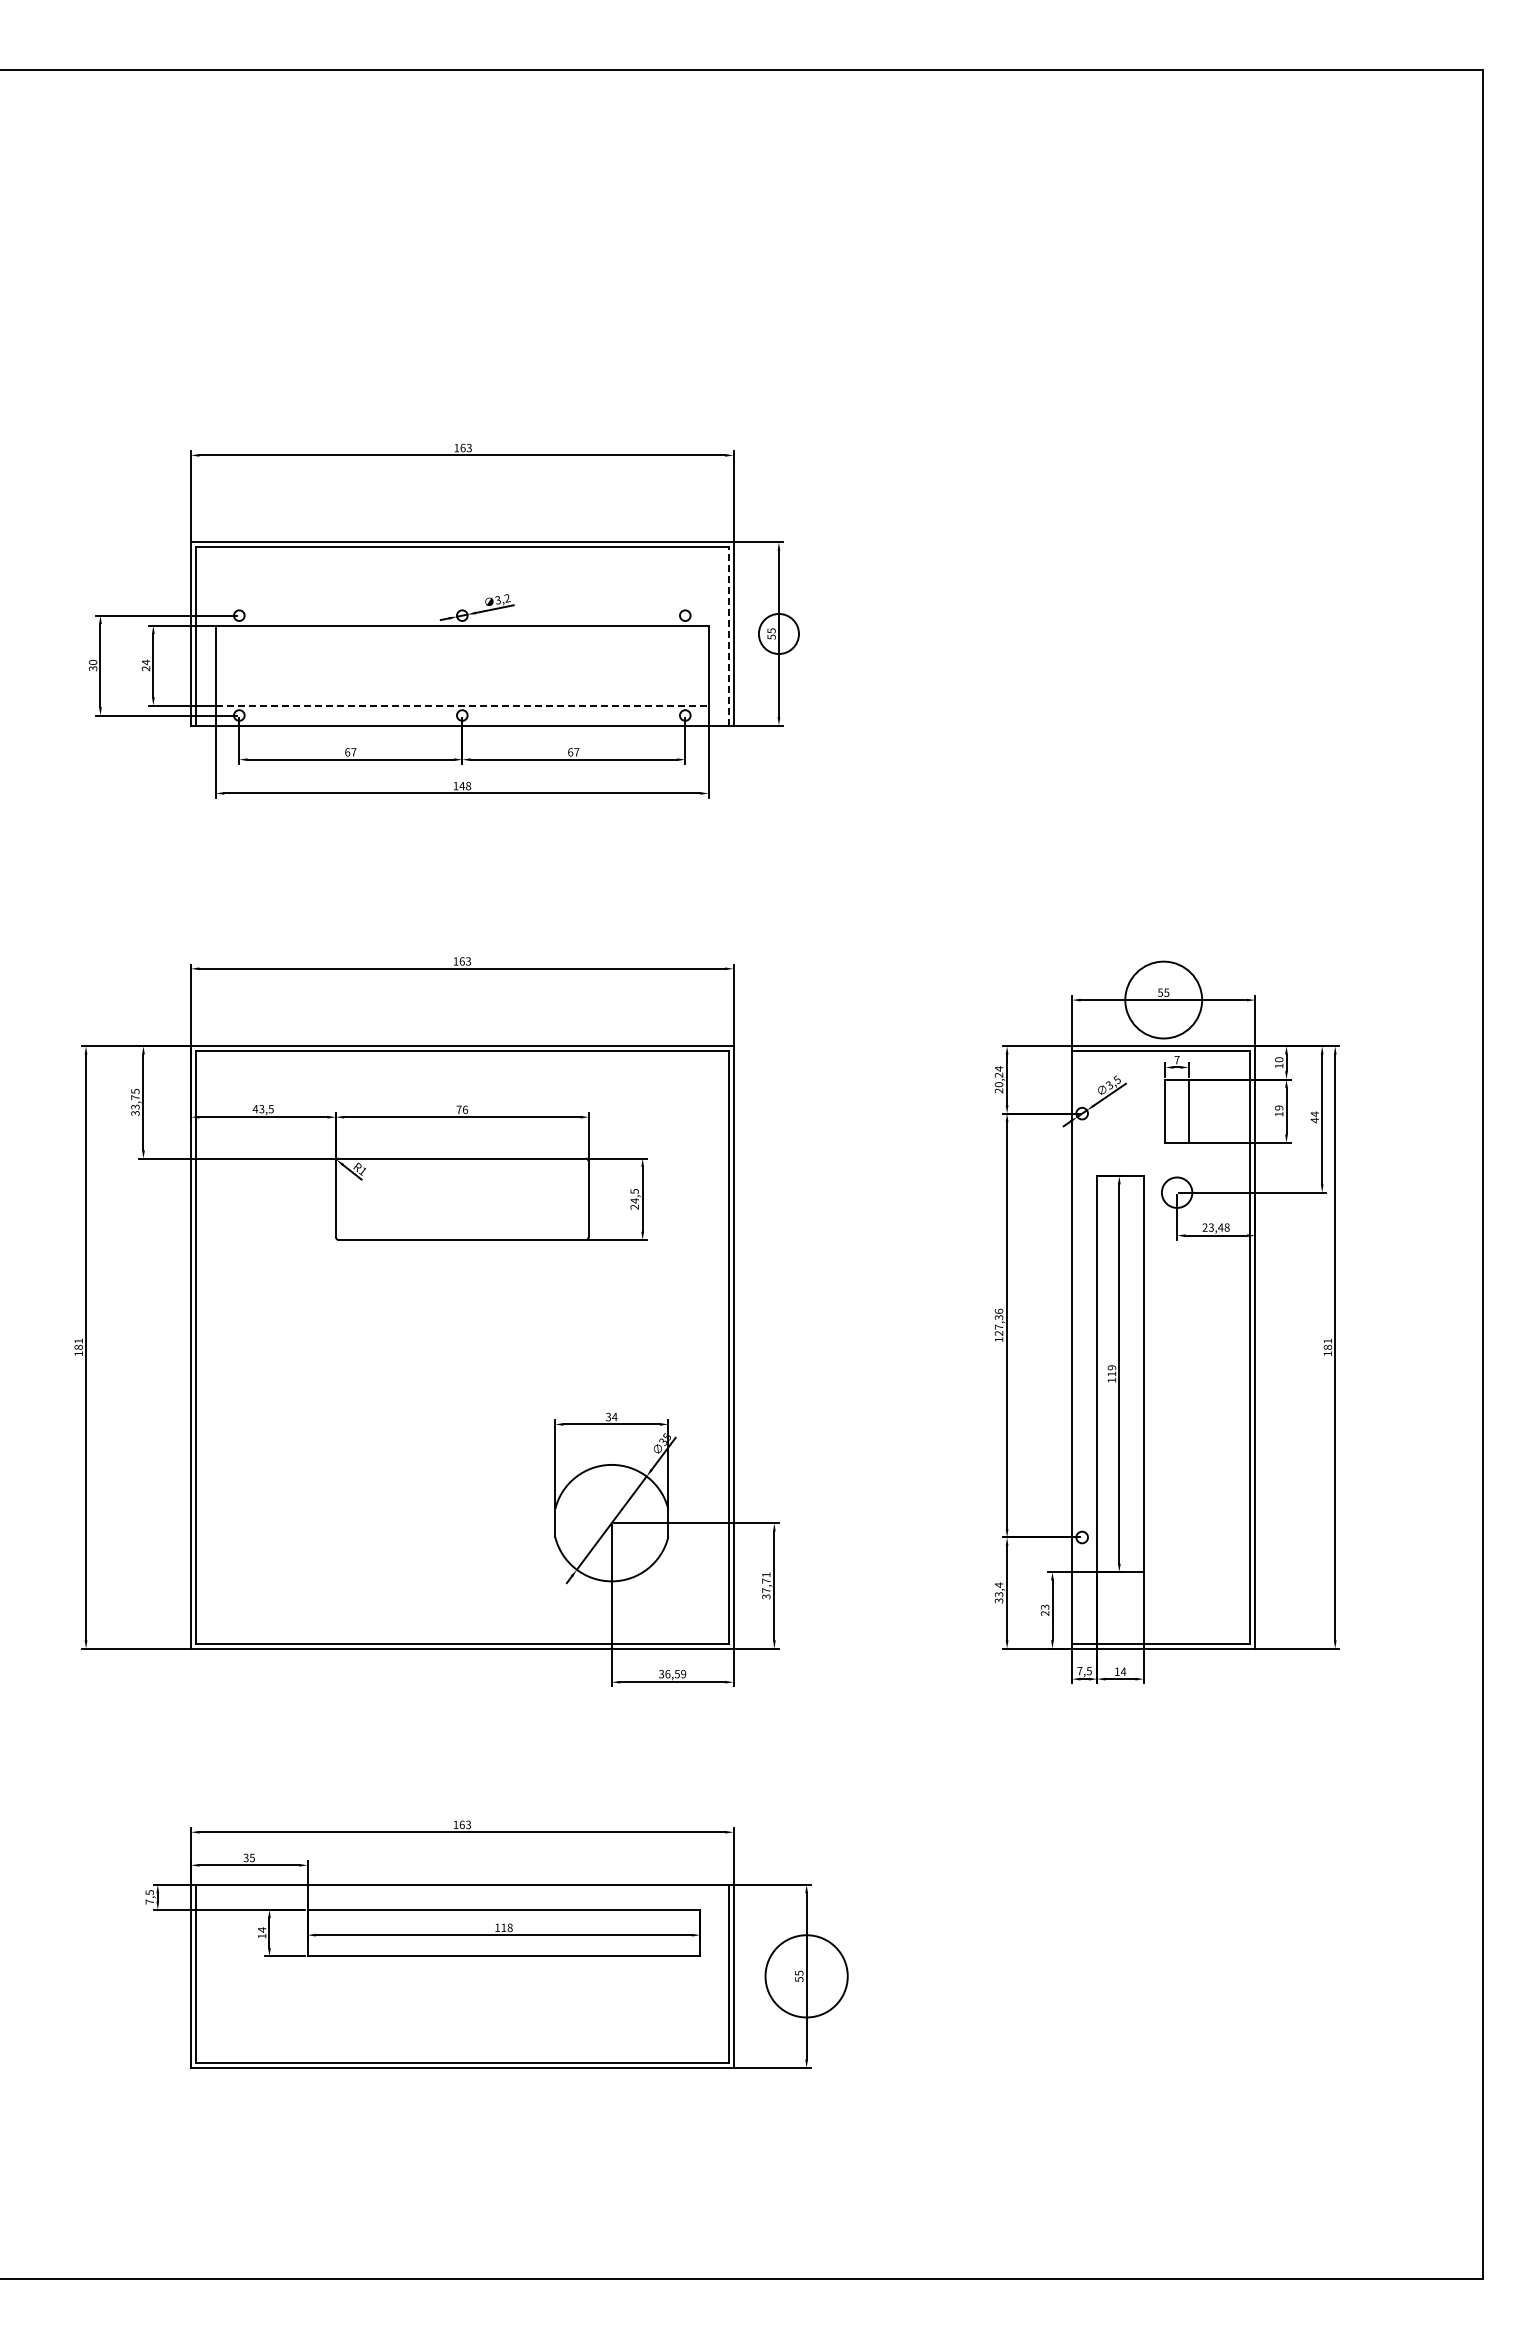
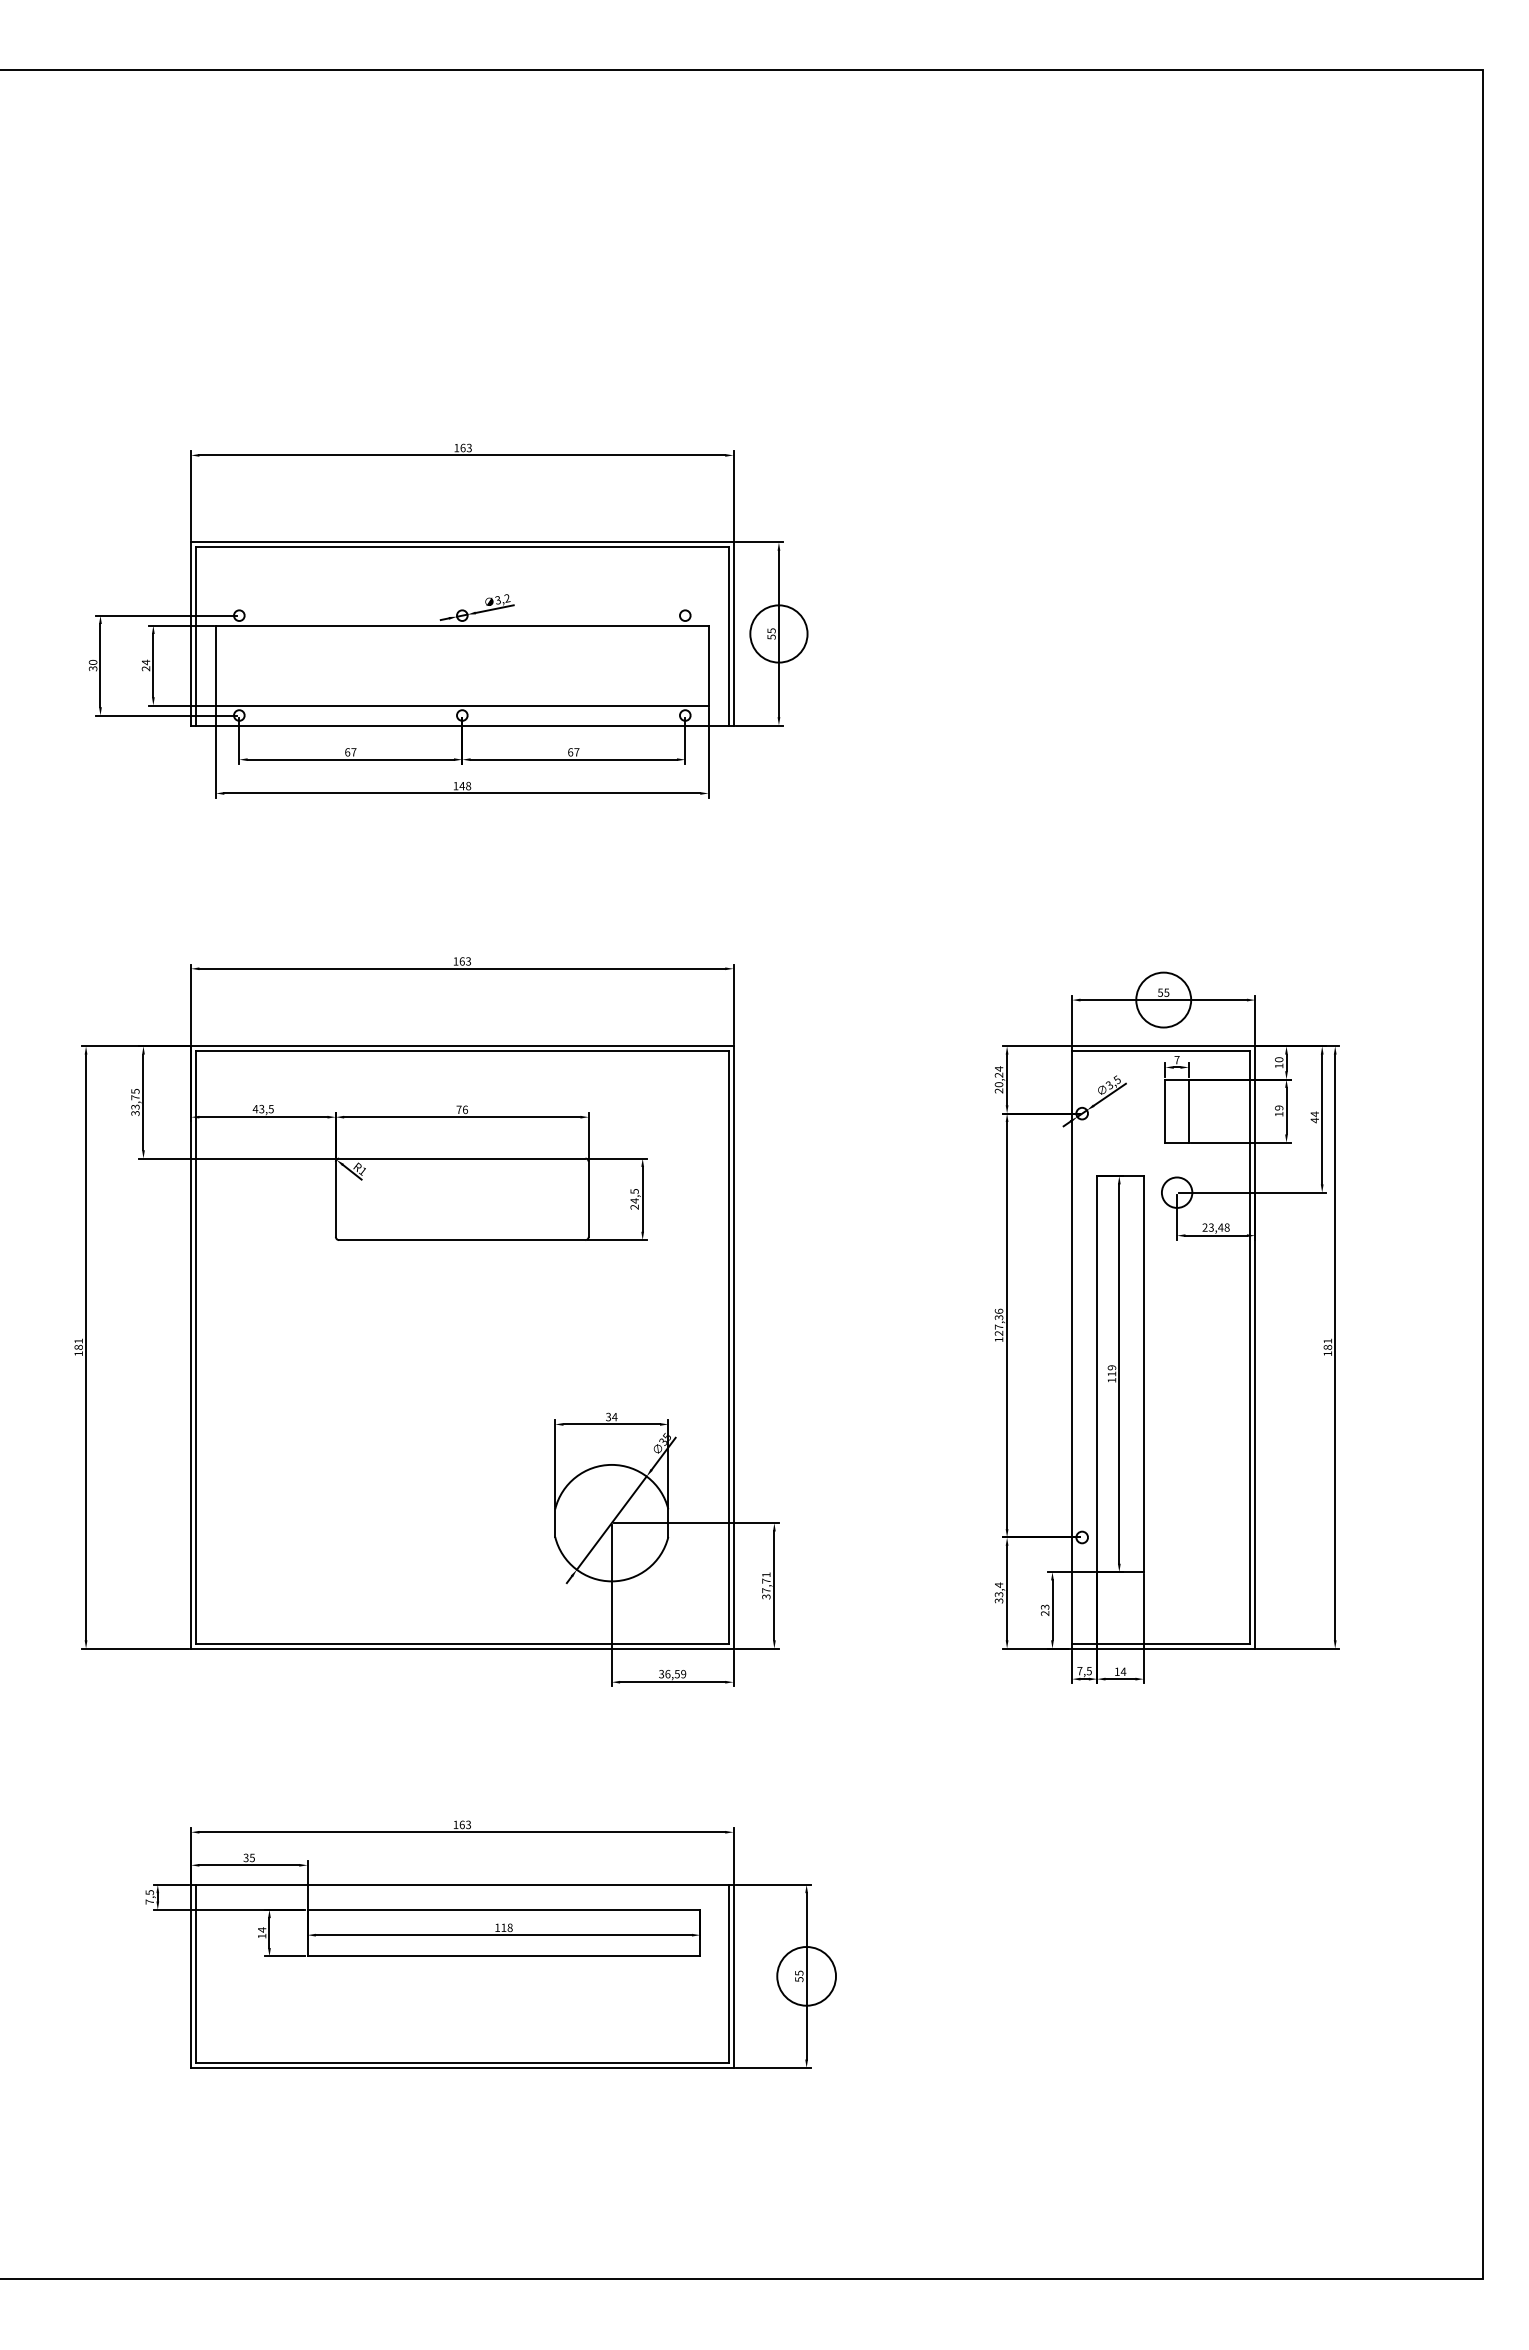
circle diameter: 40 px -> 57 px (778, 633)
line: dashed -> solid (728, 635)
line: dashed -> solid (462, 705)
circle diameter: 77 px -> 55 px (1163, 999)
circle diameter: 82 px -> 59 px (806, 1975)
